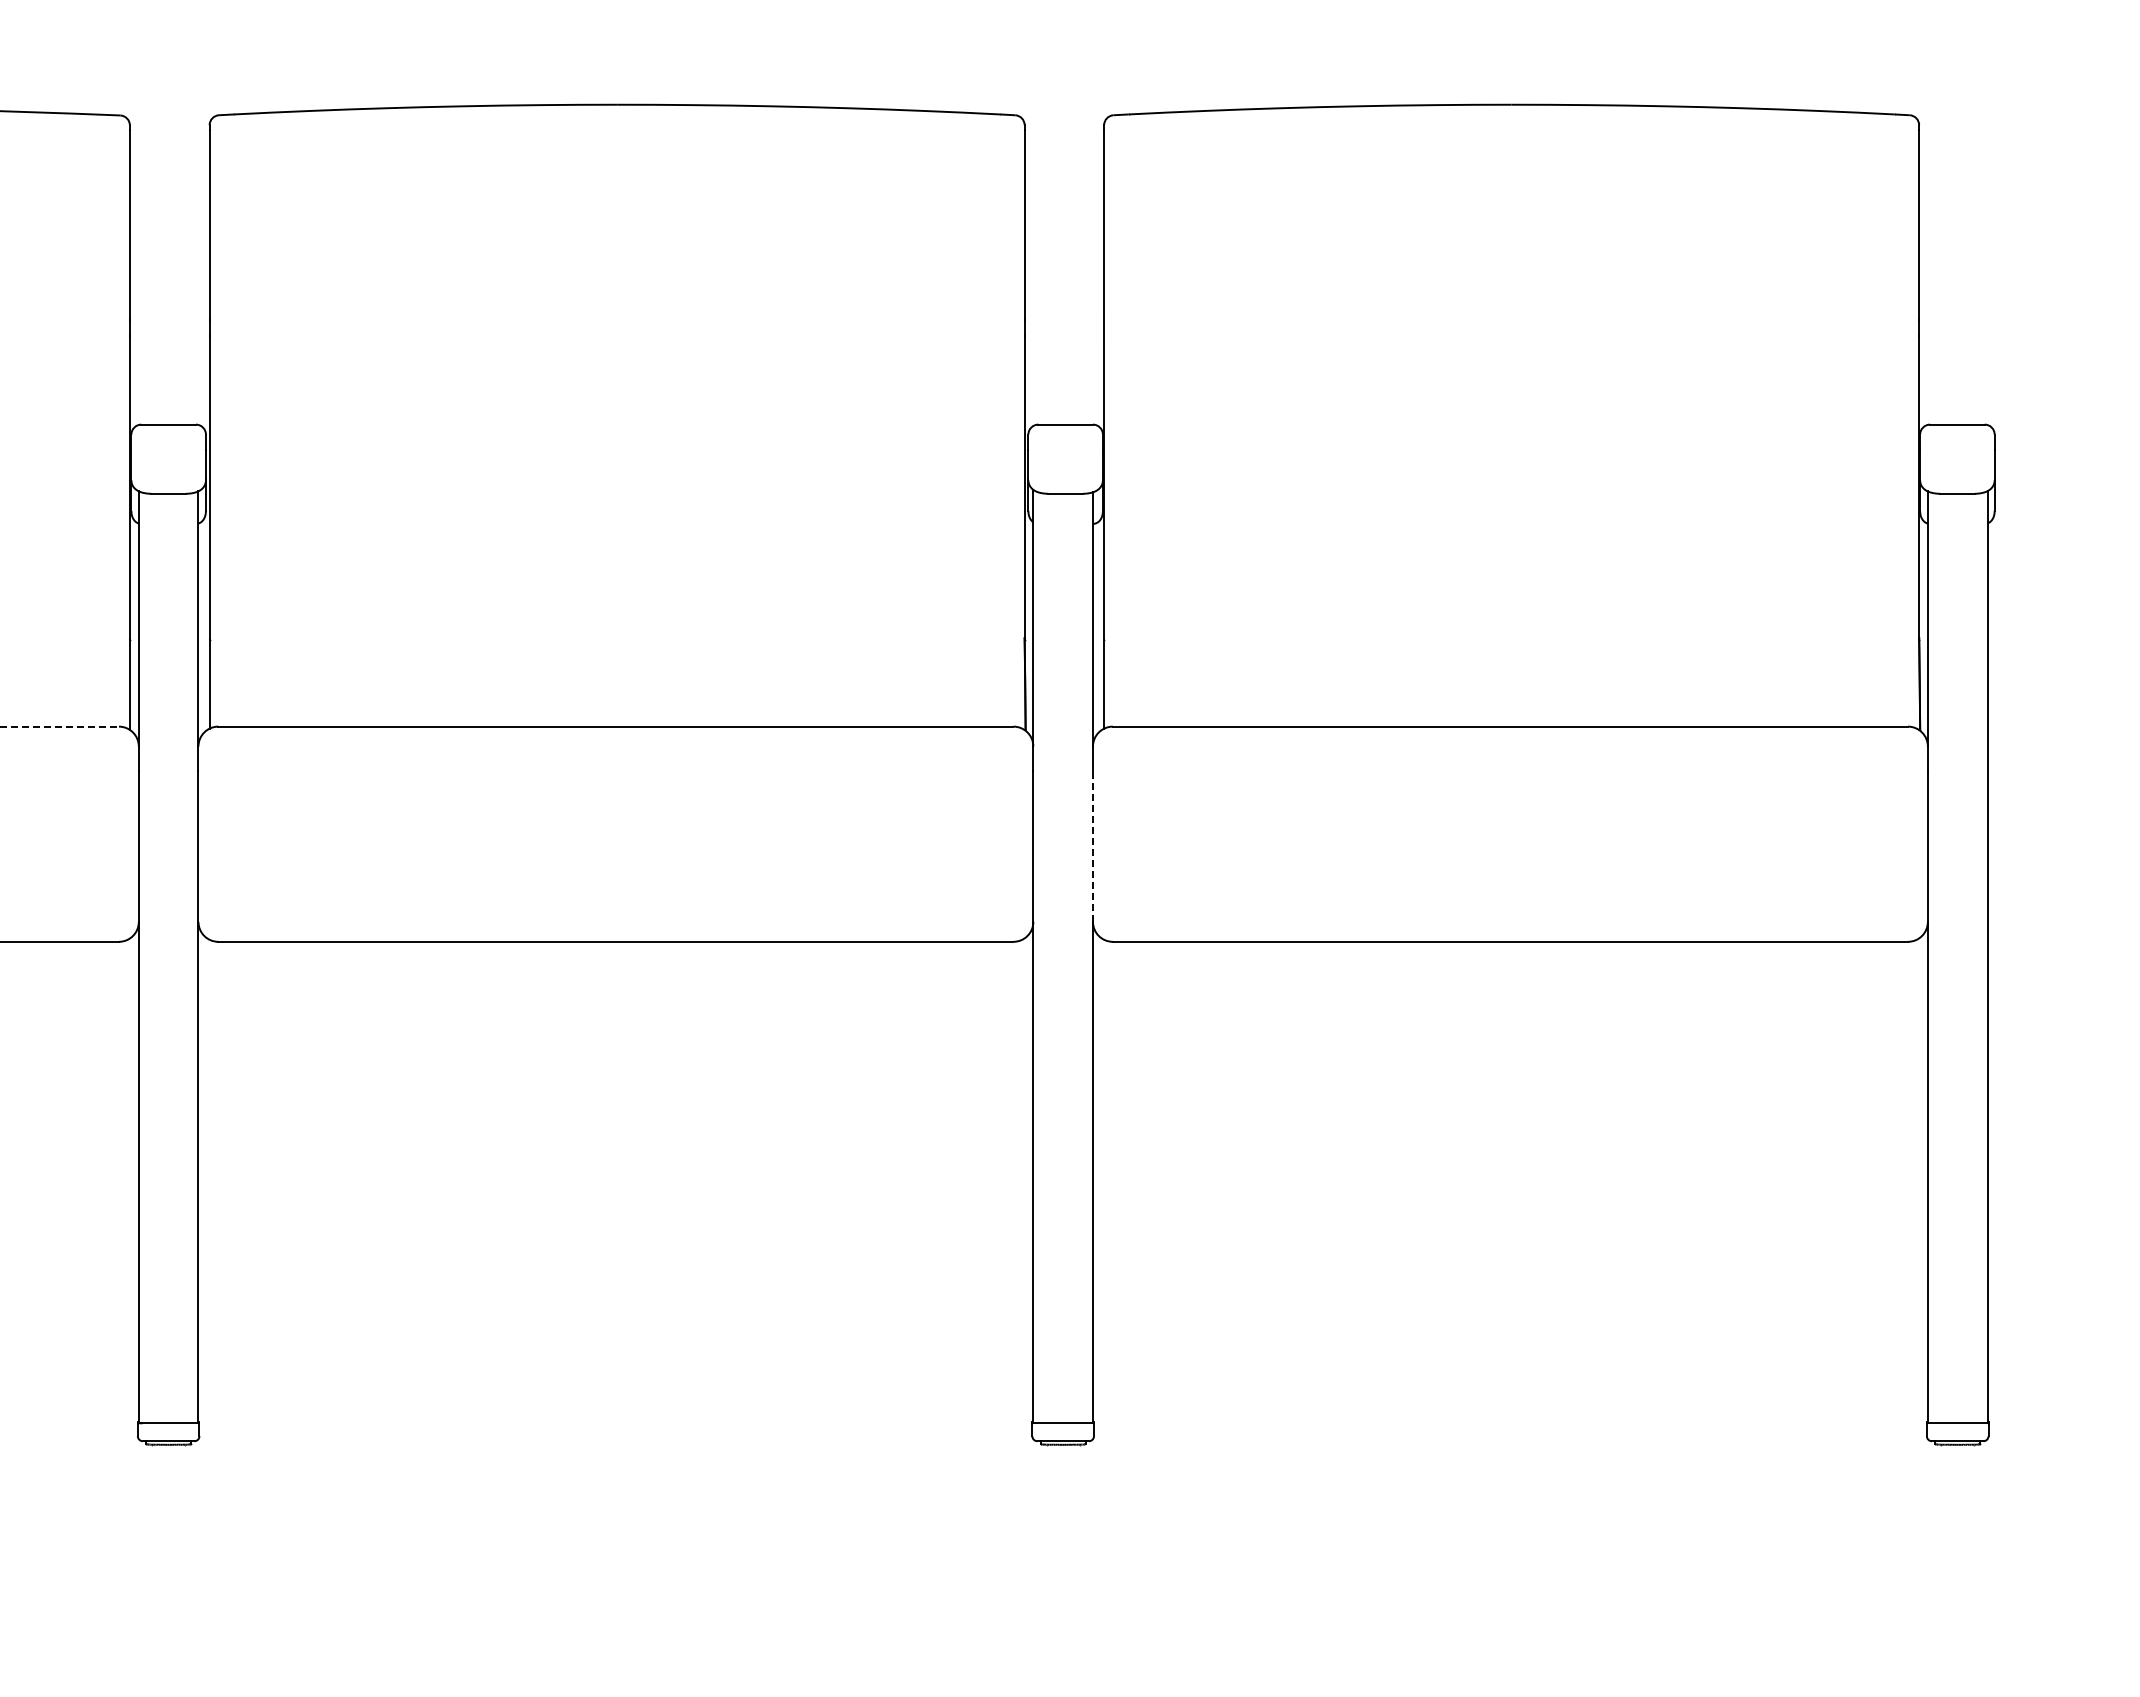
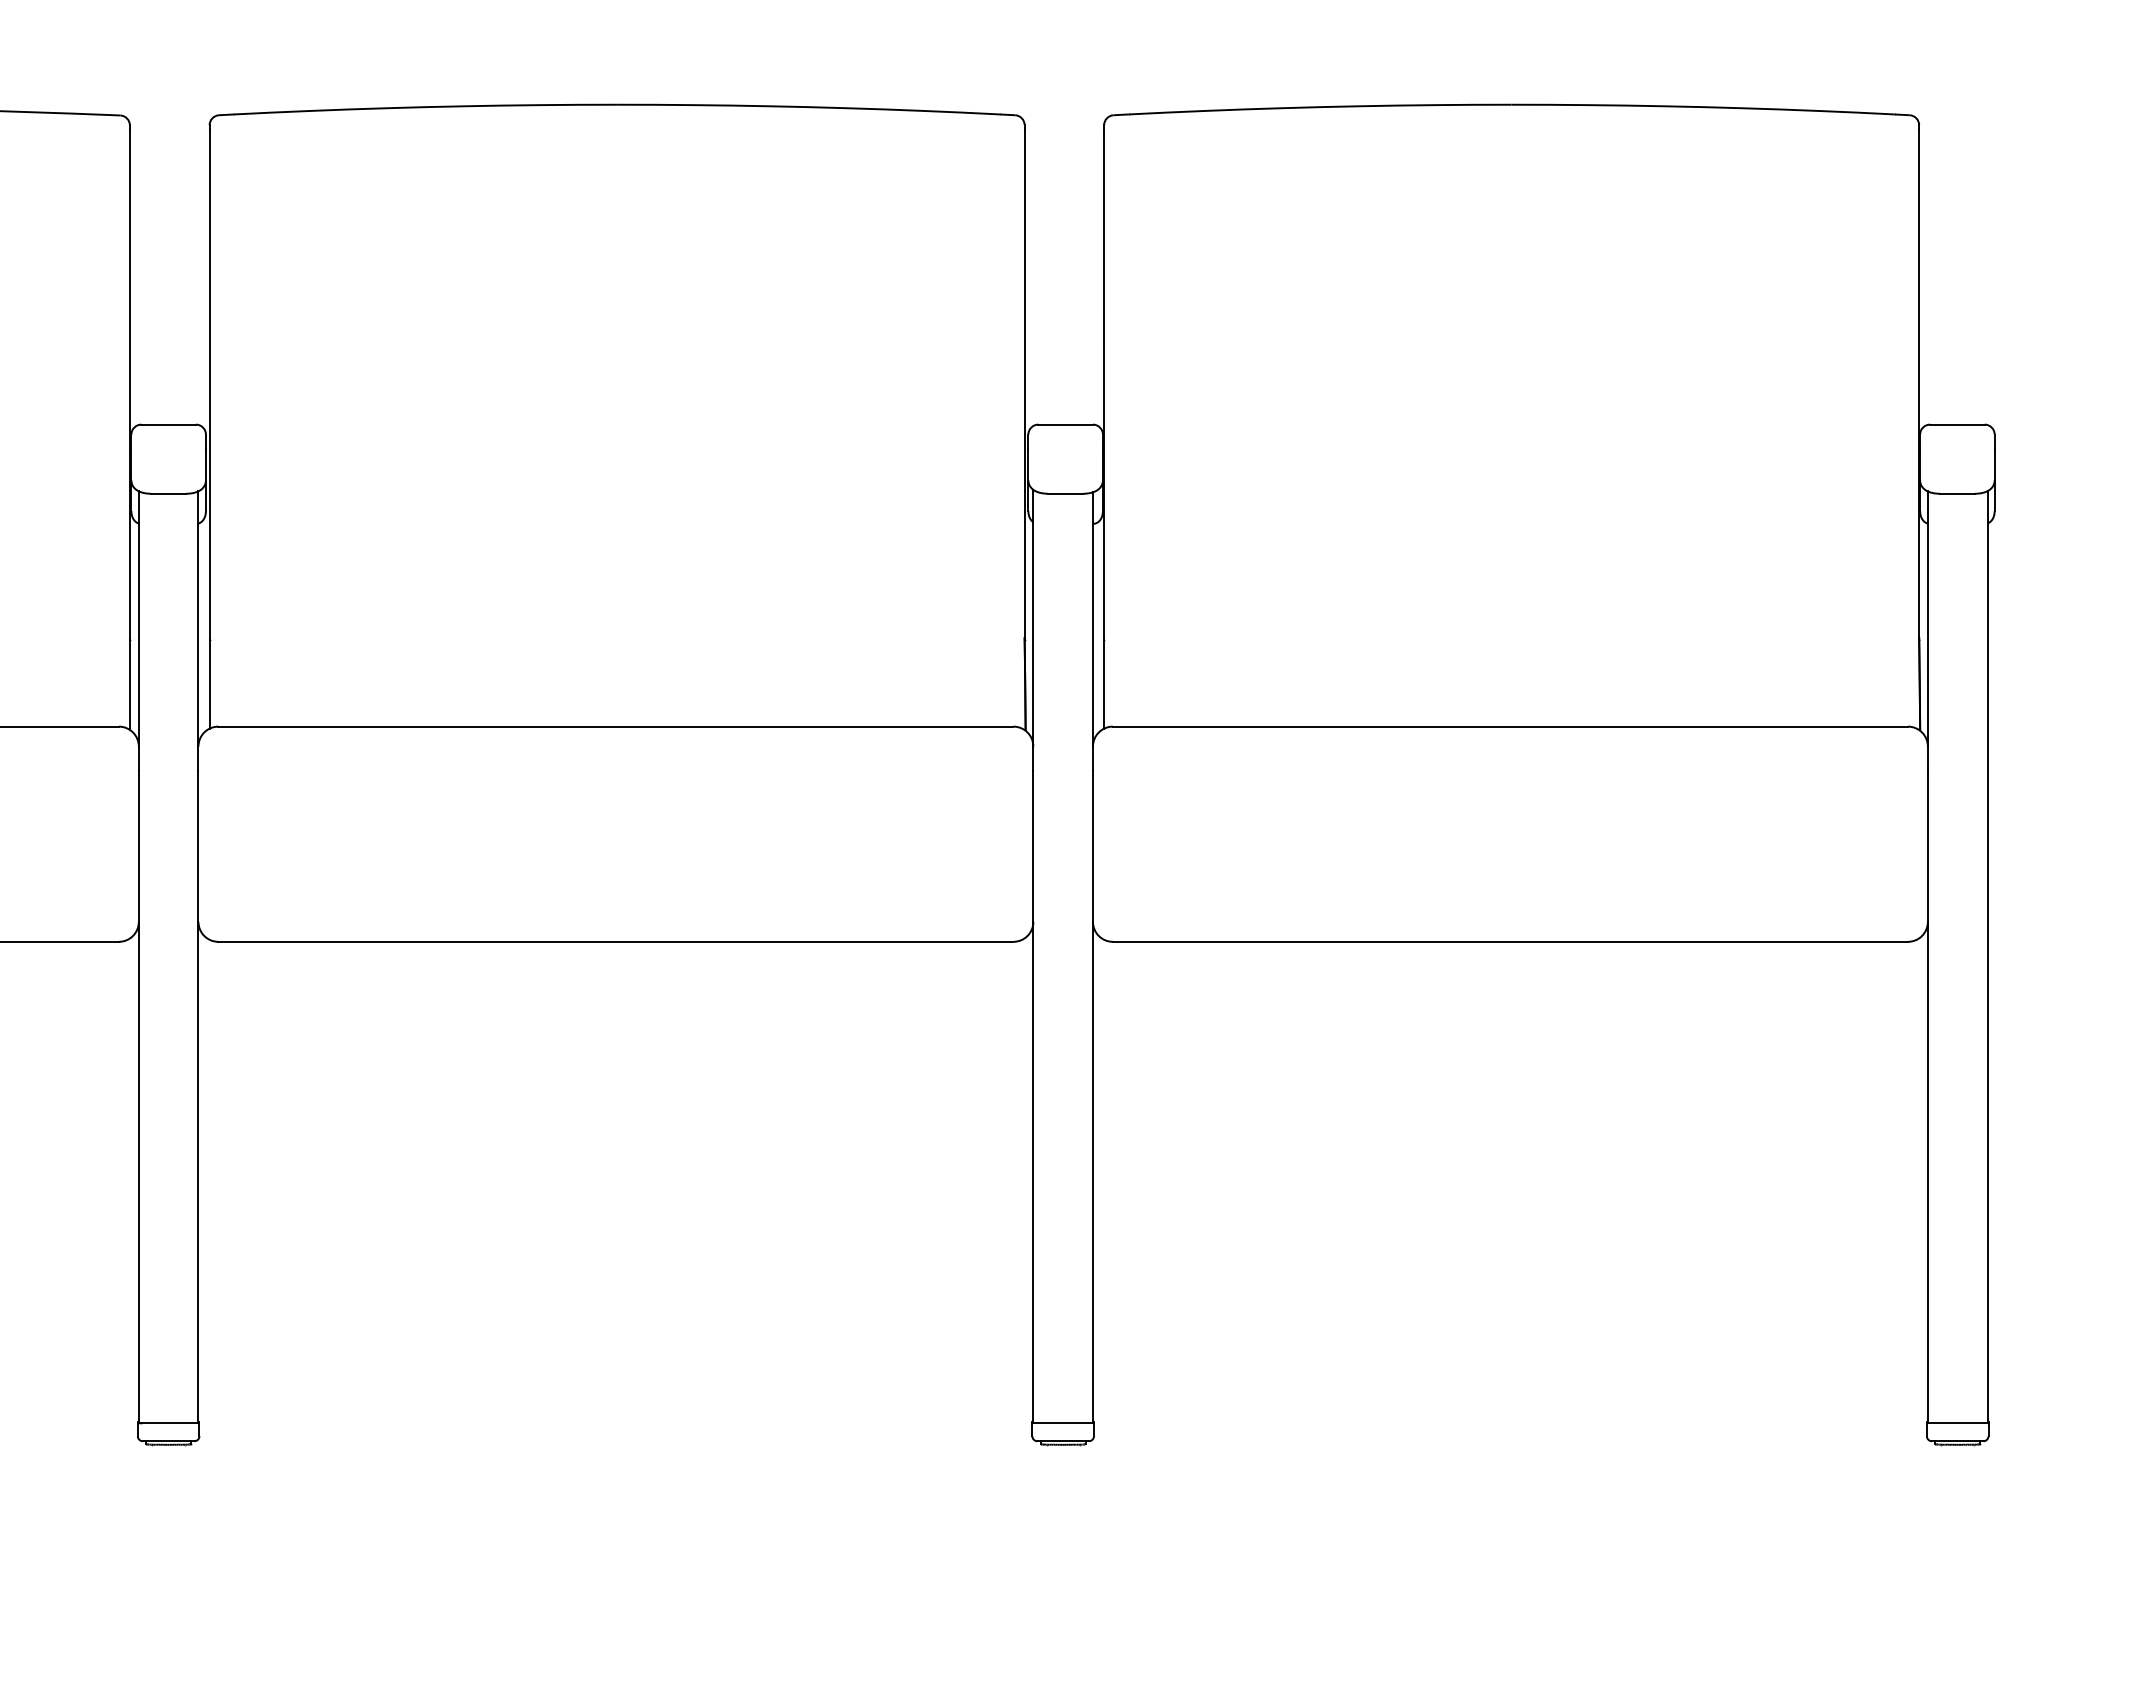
line: dashed -> solid (59, 726)
line: dashed -> solid (1092, 846)
